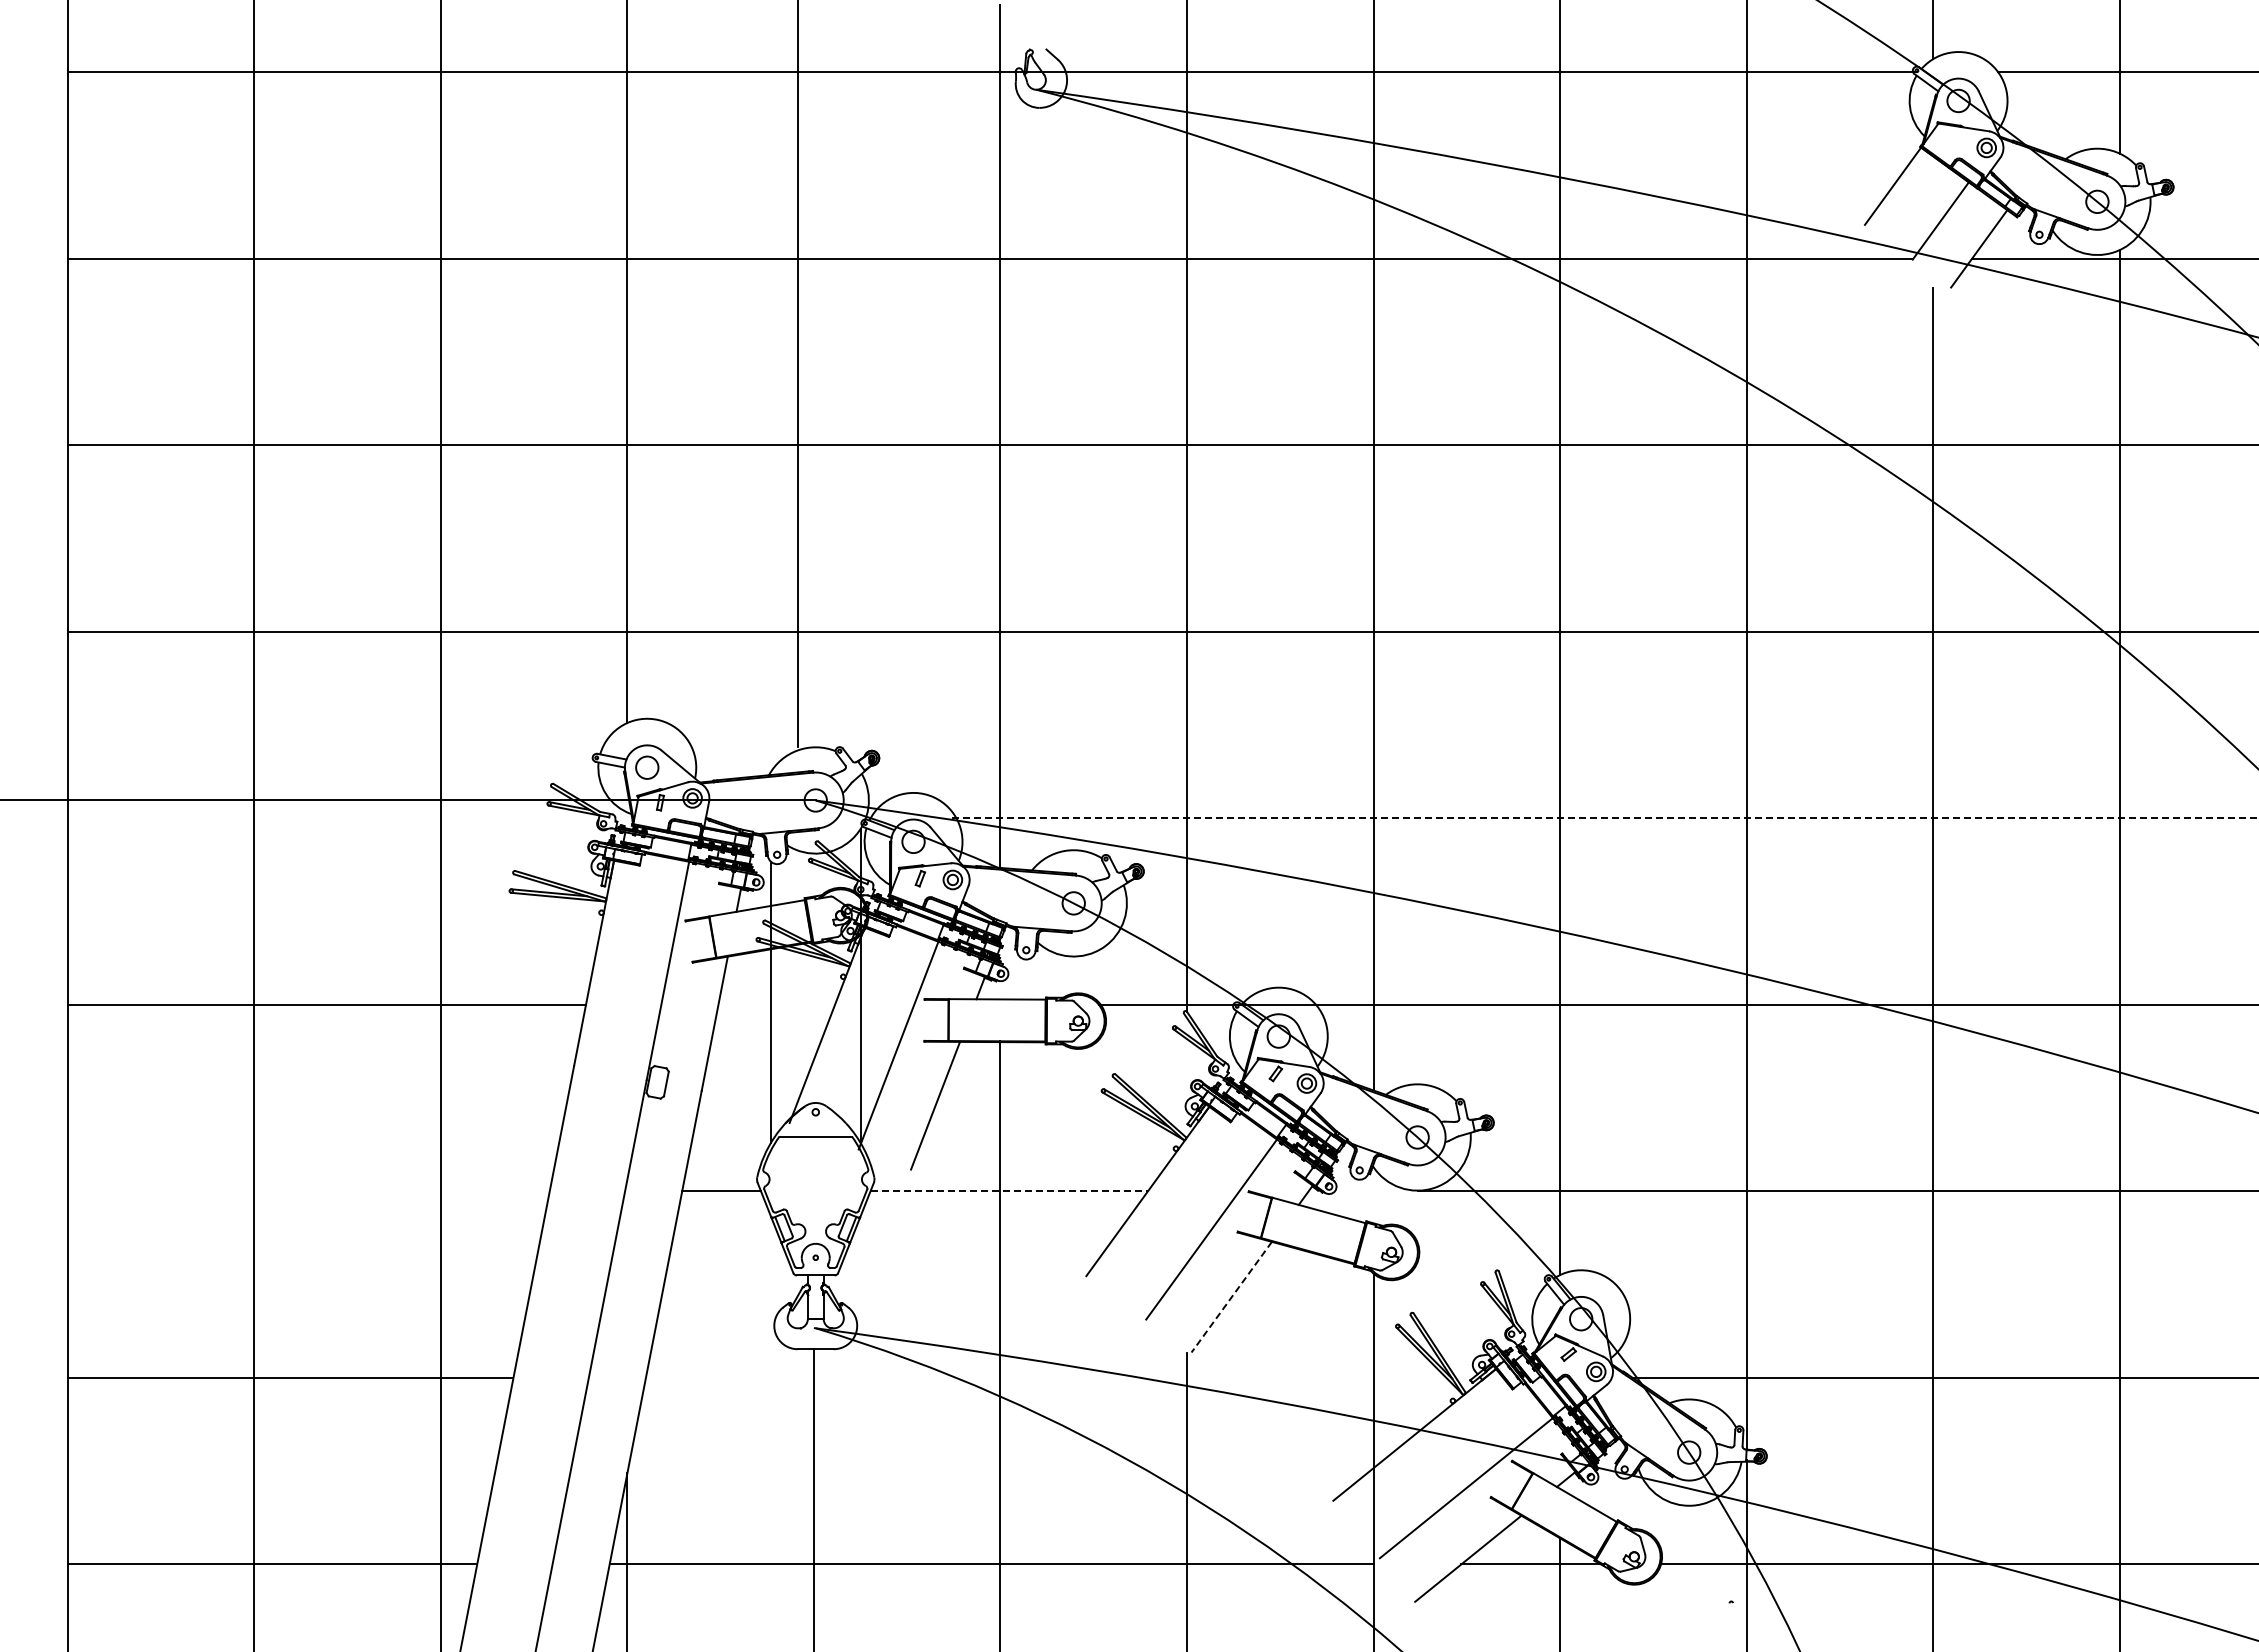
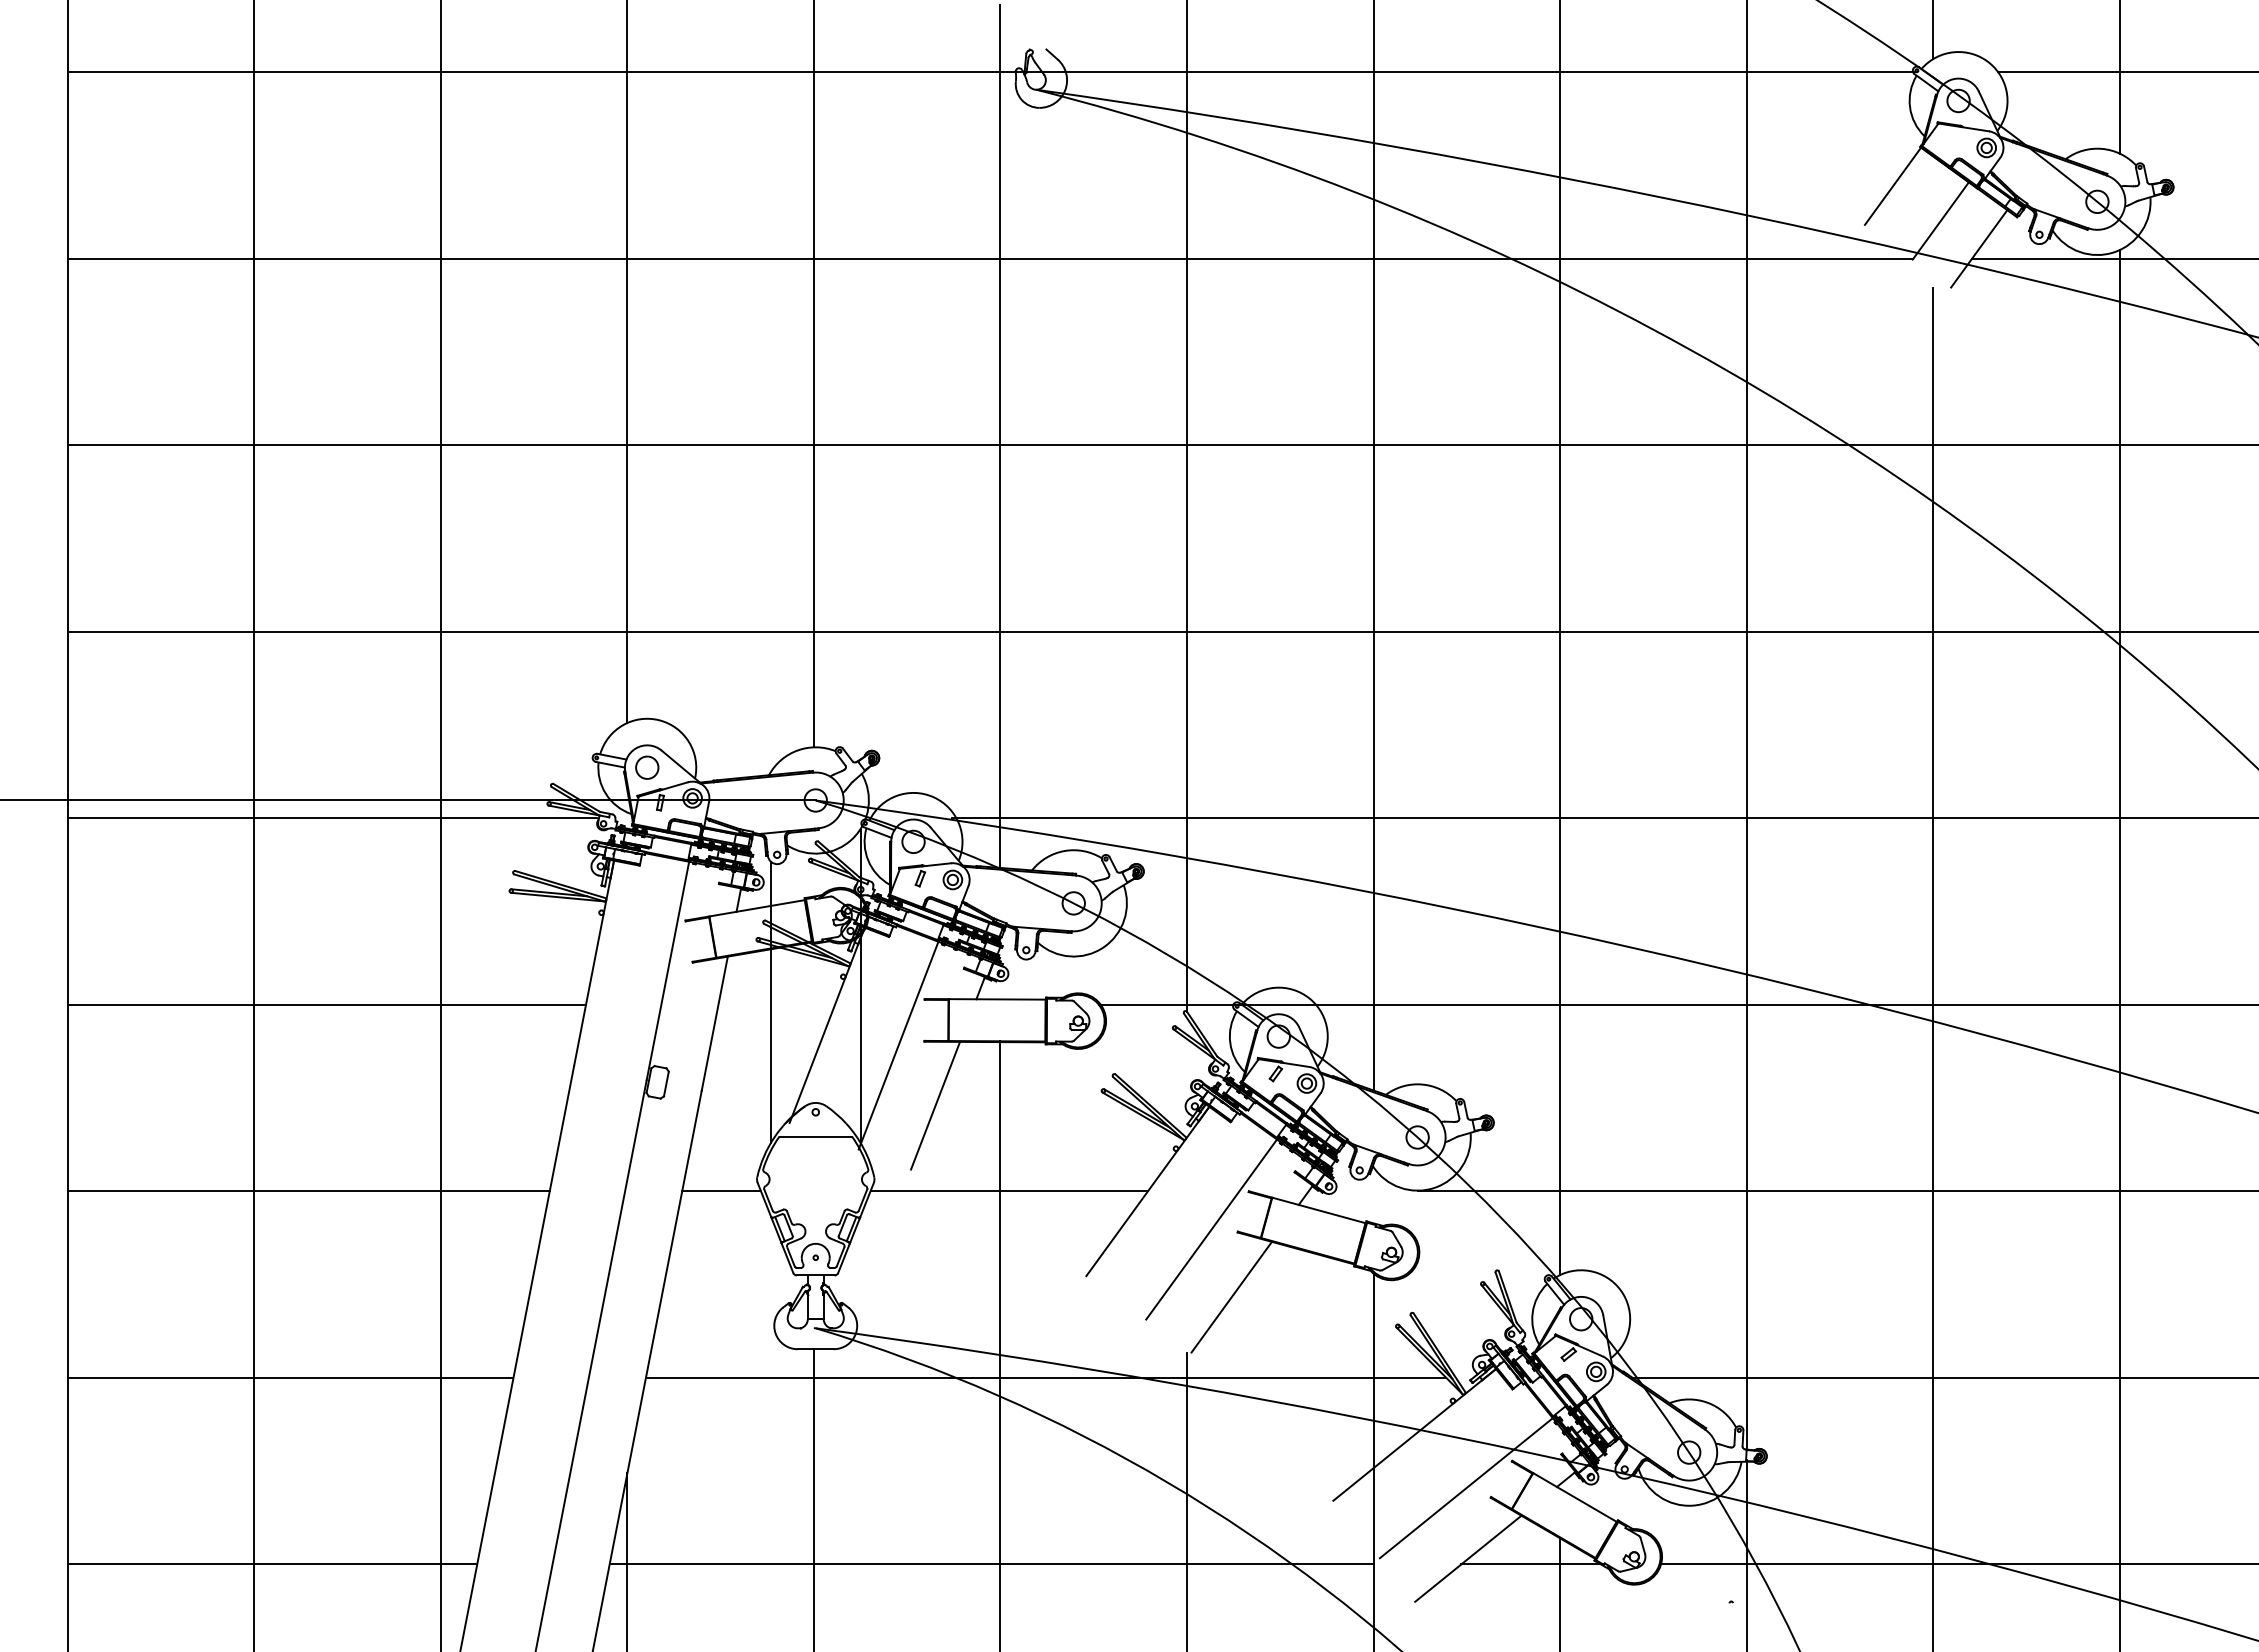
line position: (797, 374) -> (813, 374) (813, 374)
line: none -> present (332, 818)
line: dashed -> solid (1605, 818)
line: none -> present (308, 1191)
line: dashed -> solid (1009, 1191)
line: dashed -> solid (1231, 1297)
line: none -> present (1045, 1377)
